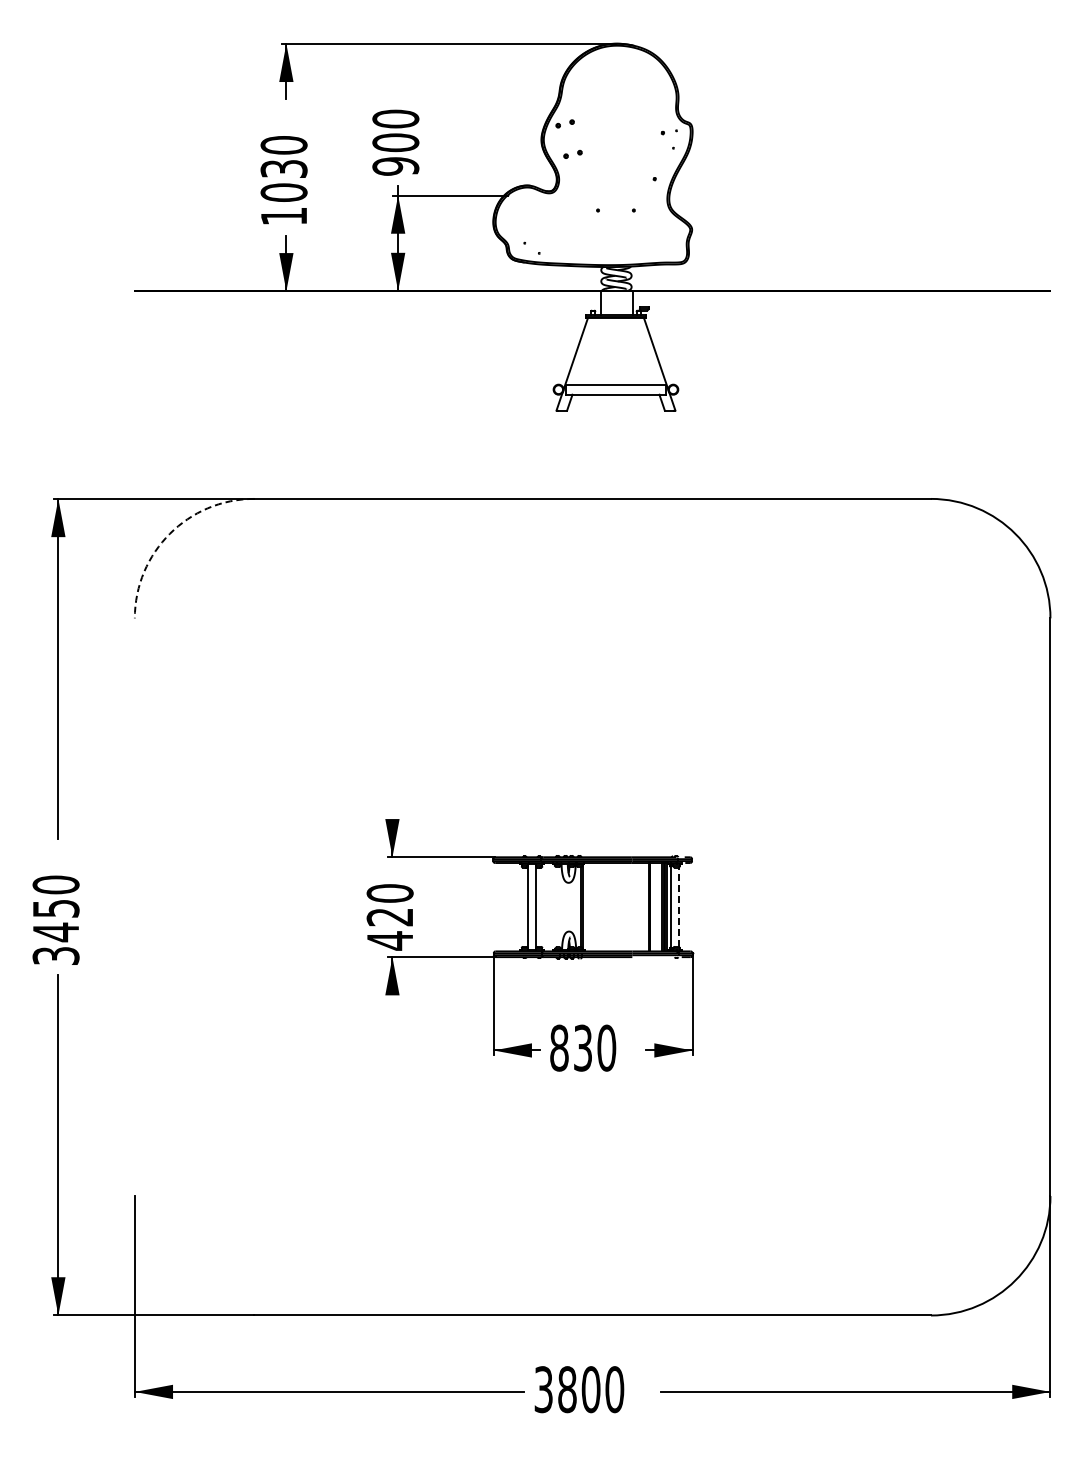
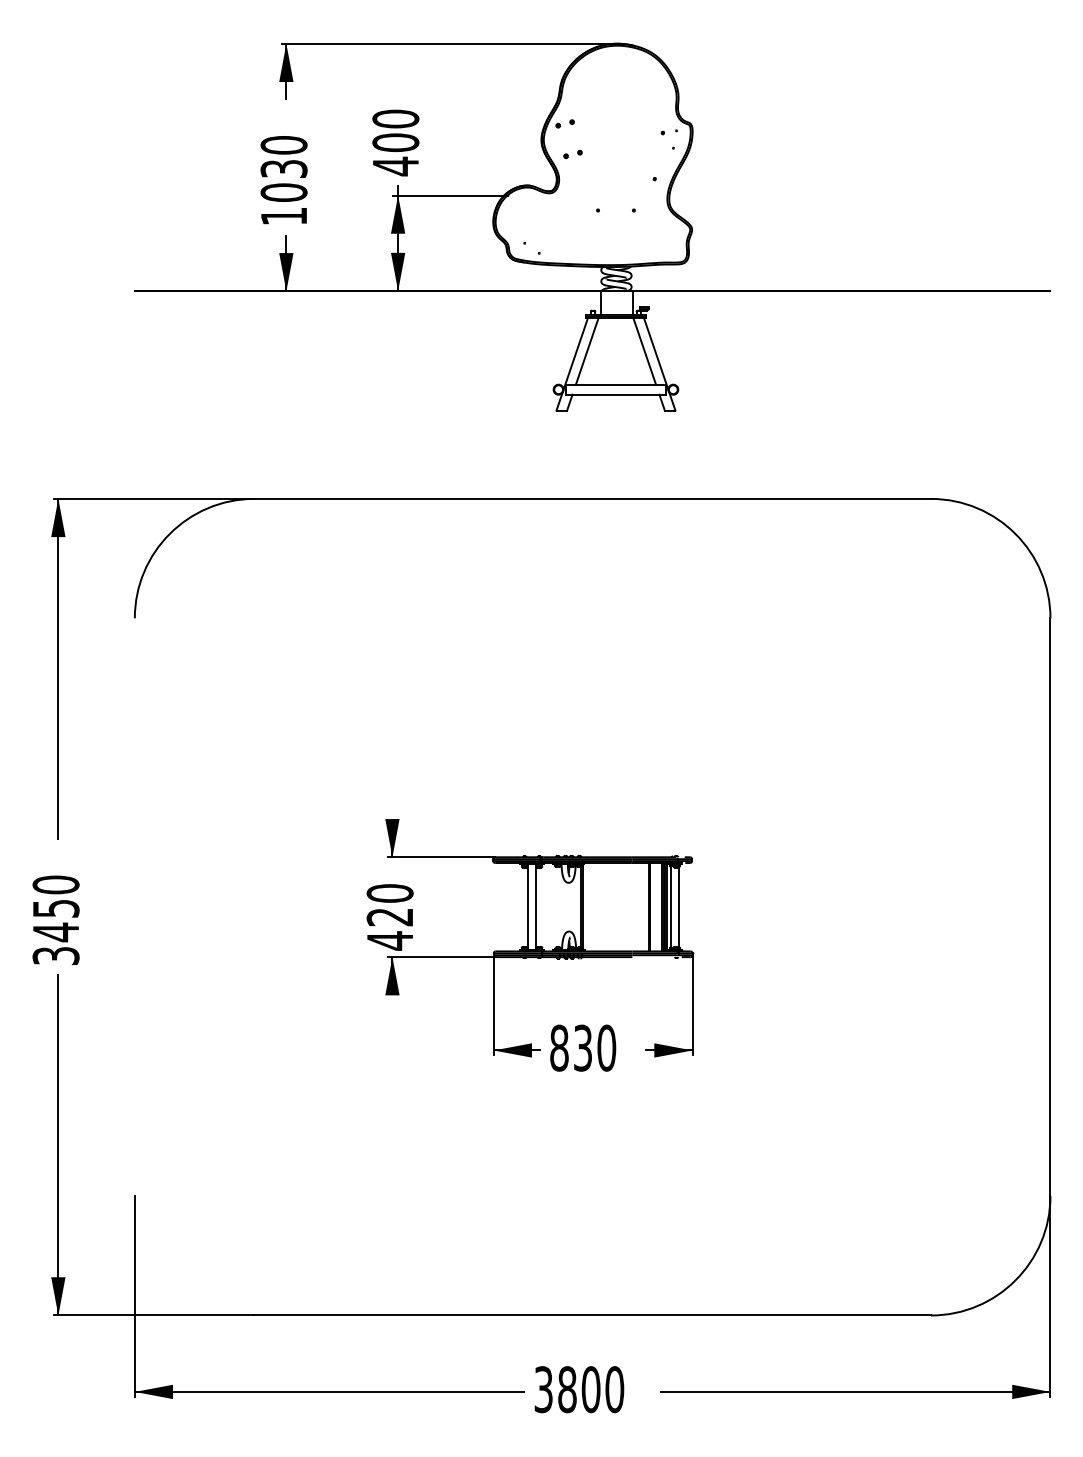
text: 900 -> 400 (395, 166)
line: none -> present (586, 351)
line: none -> present (644, 351)
arc: dashed -> solid (169, 533)
line: dashed -> solid (678, 907)
